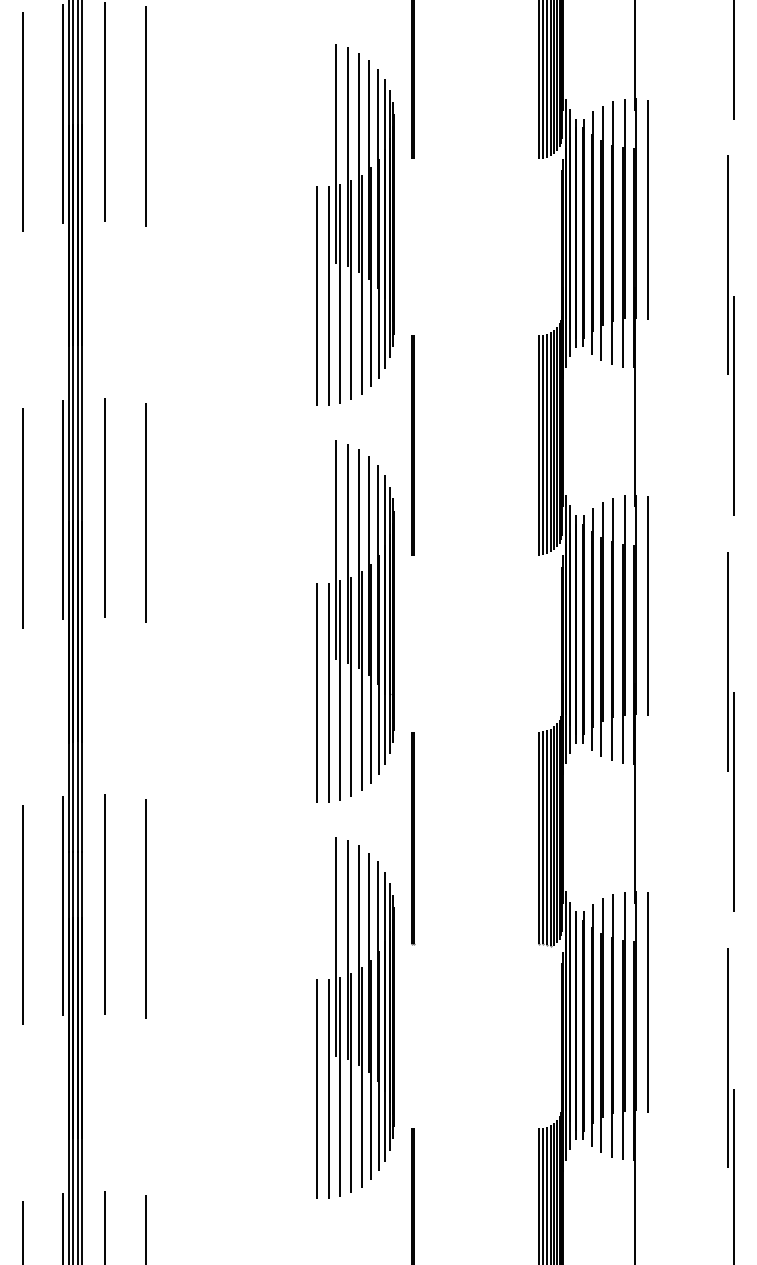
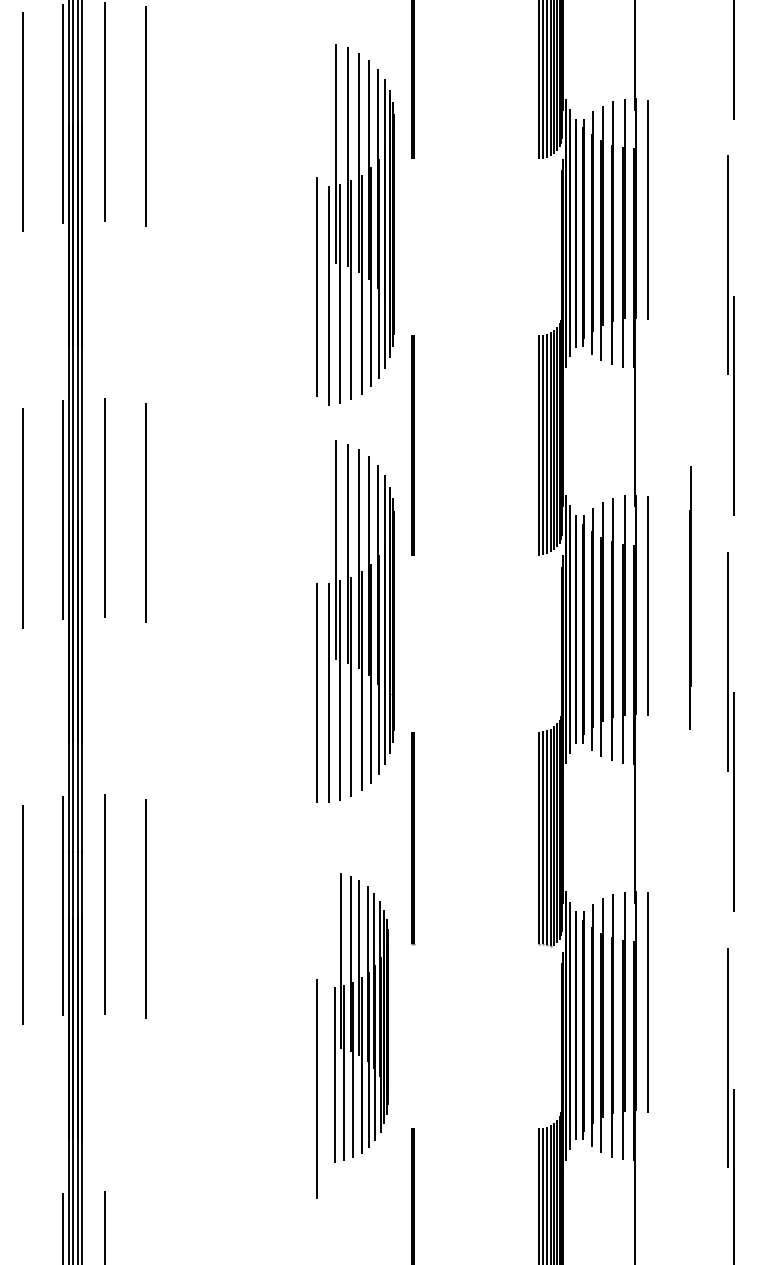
line position: (316, 295) -> (316, 286) (316, 286)
line: none -> present (690, 597)
part size: 67x362 px -> 55x290 px (361, 1017)
line: present -> none (145, 1228)
line: present -> none (22, 1231)
